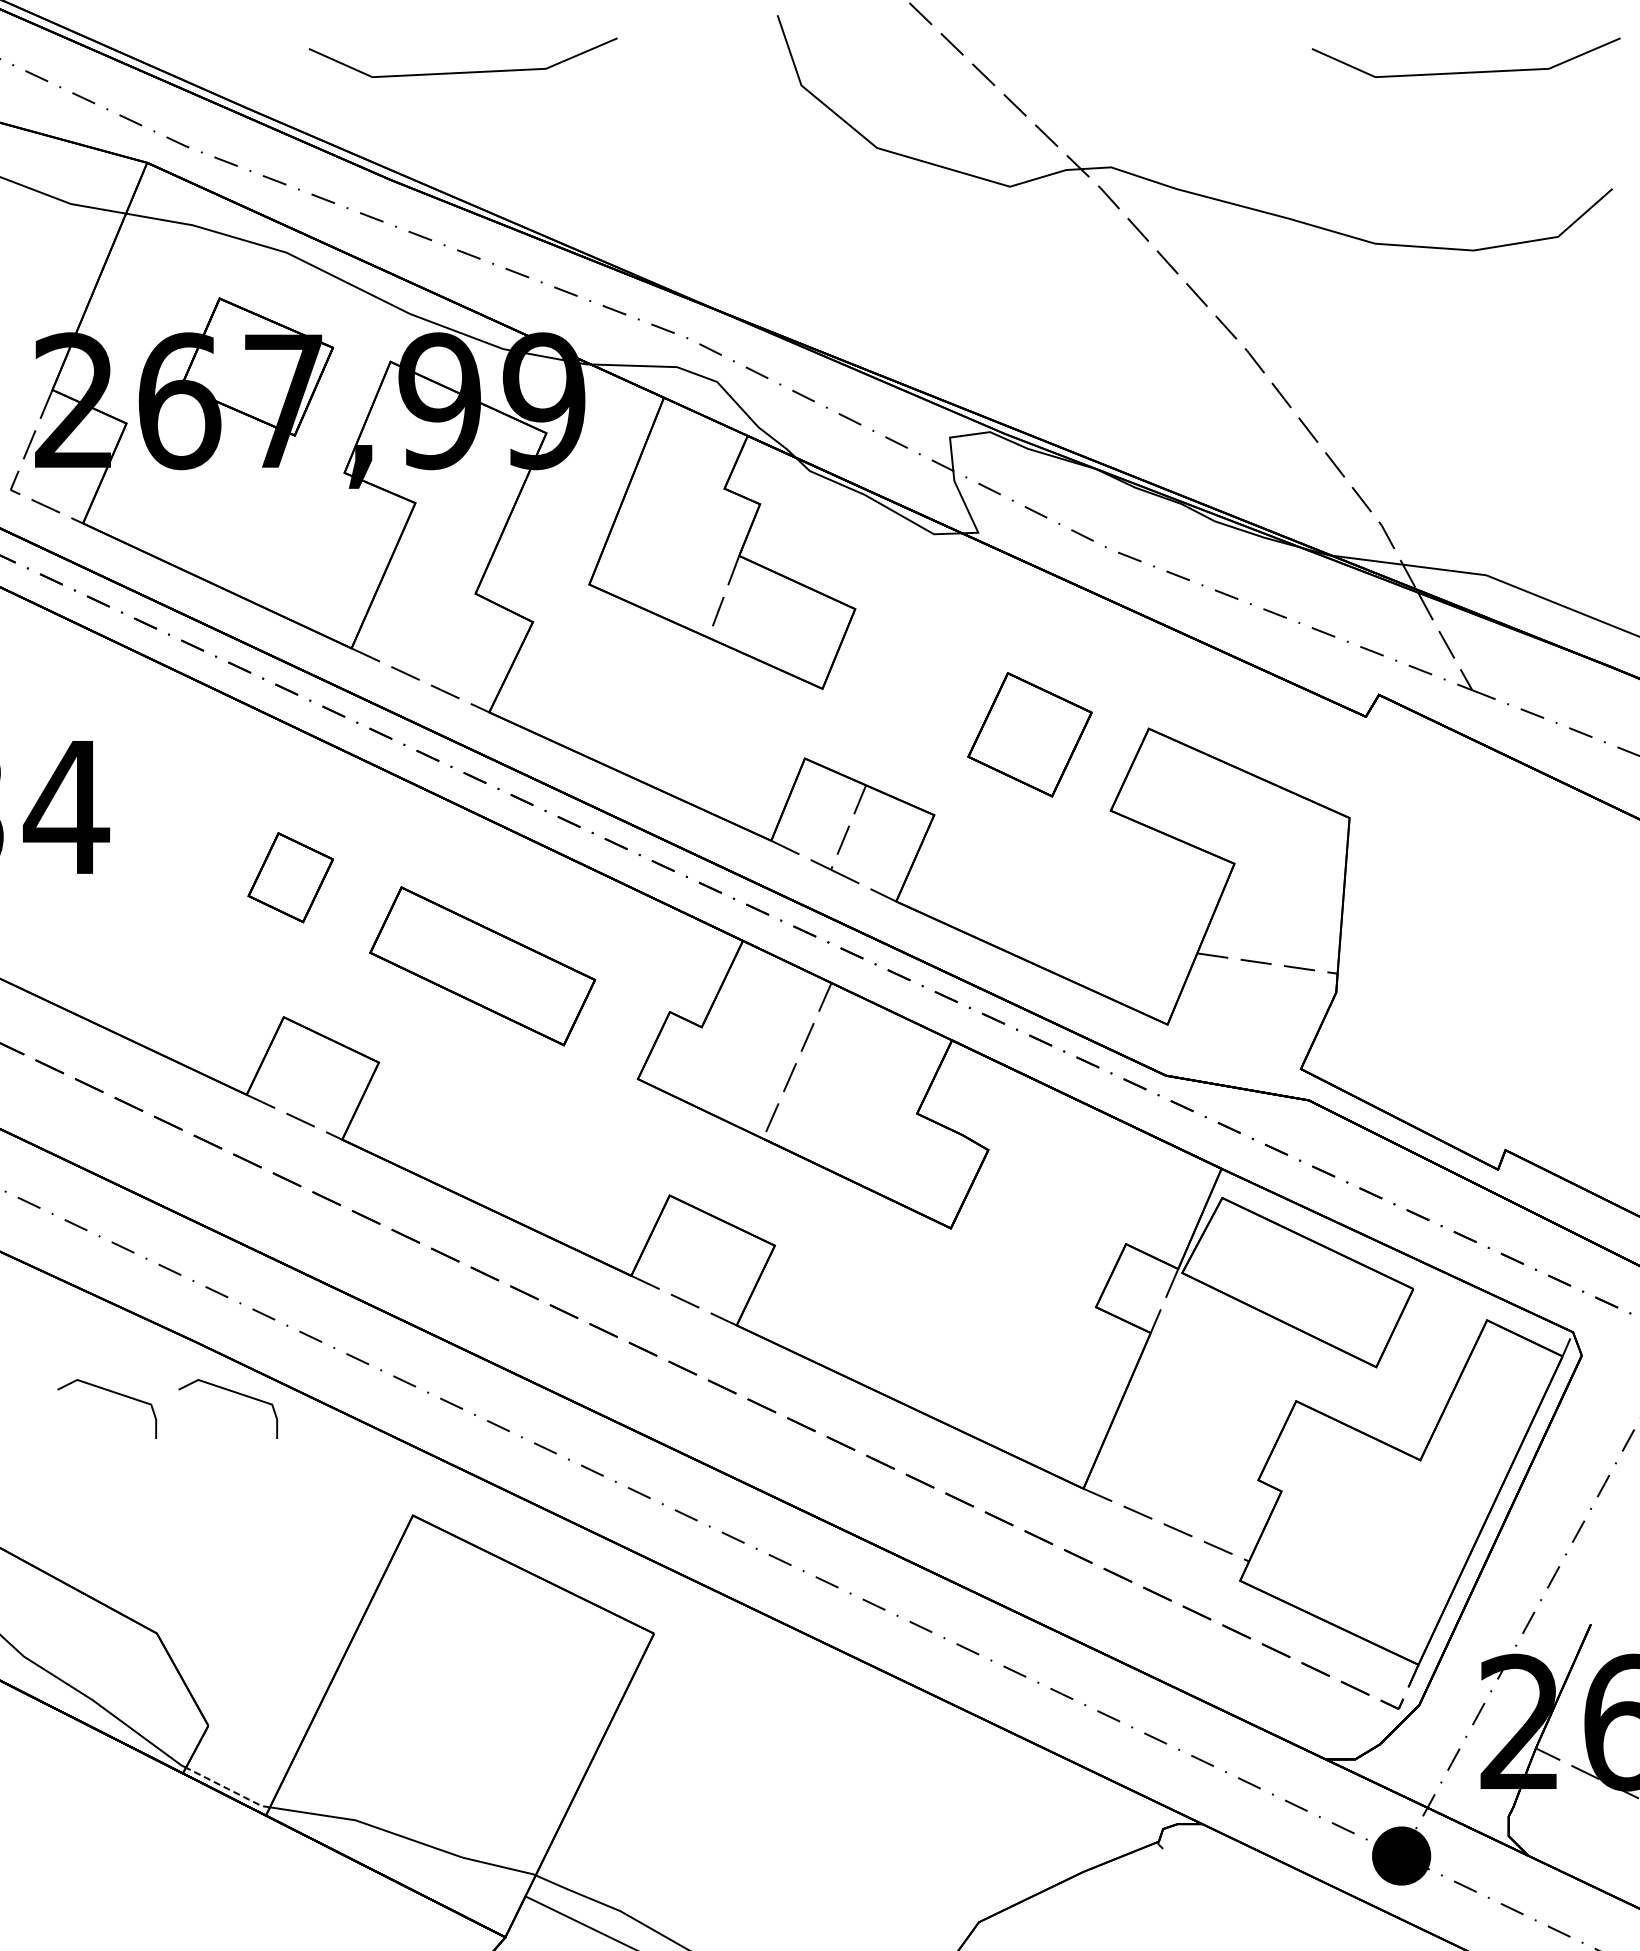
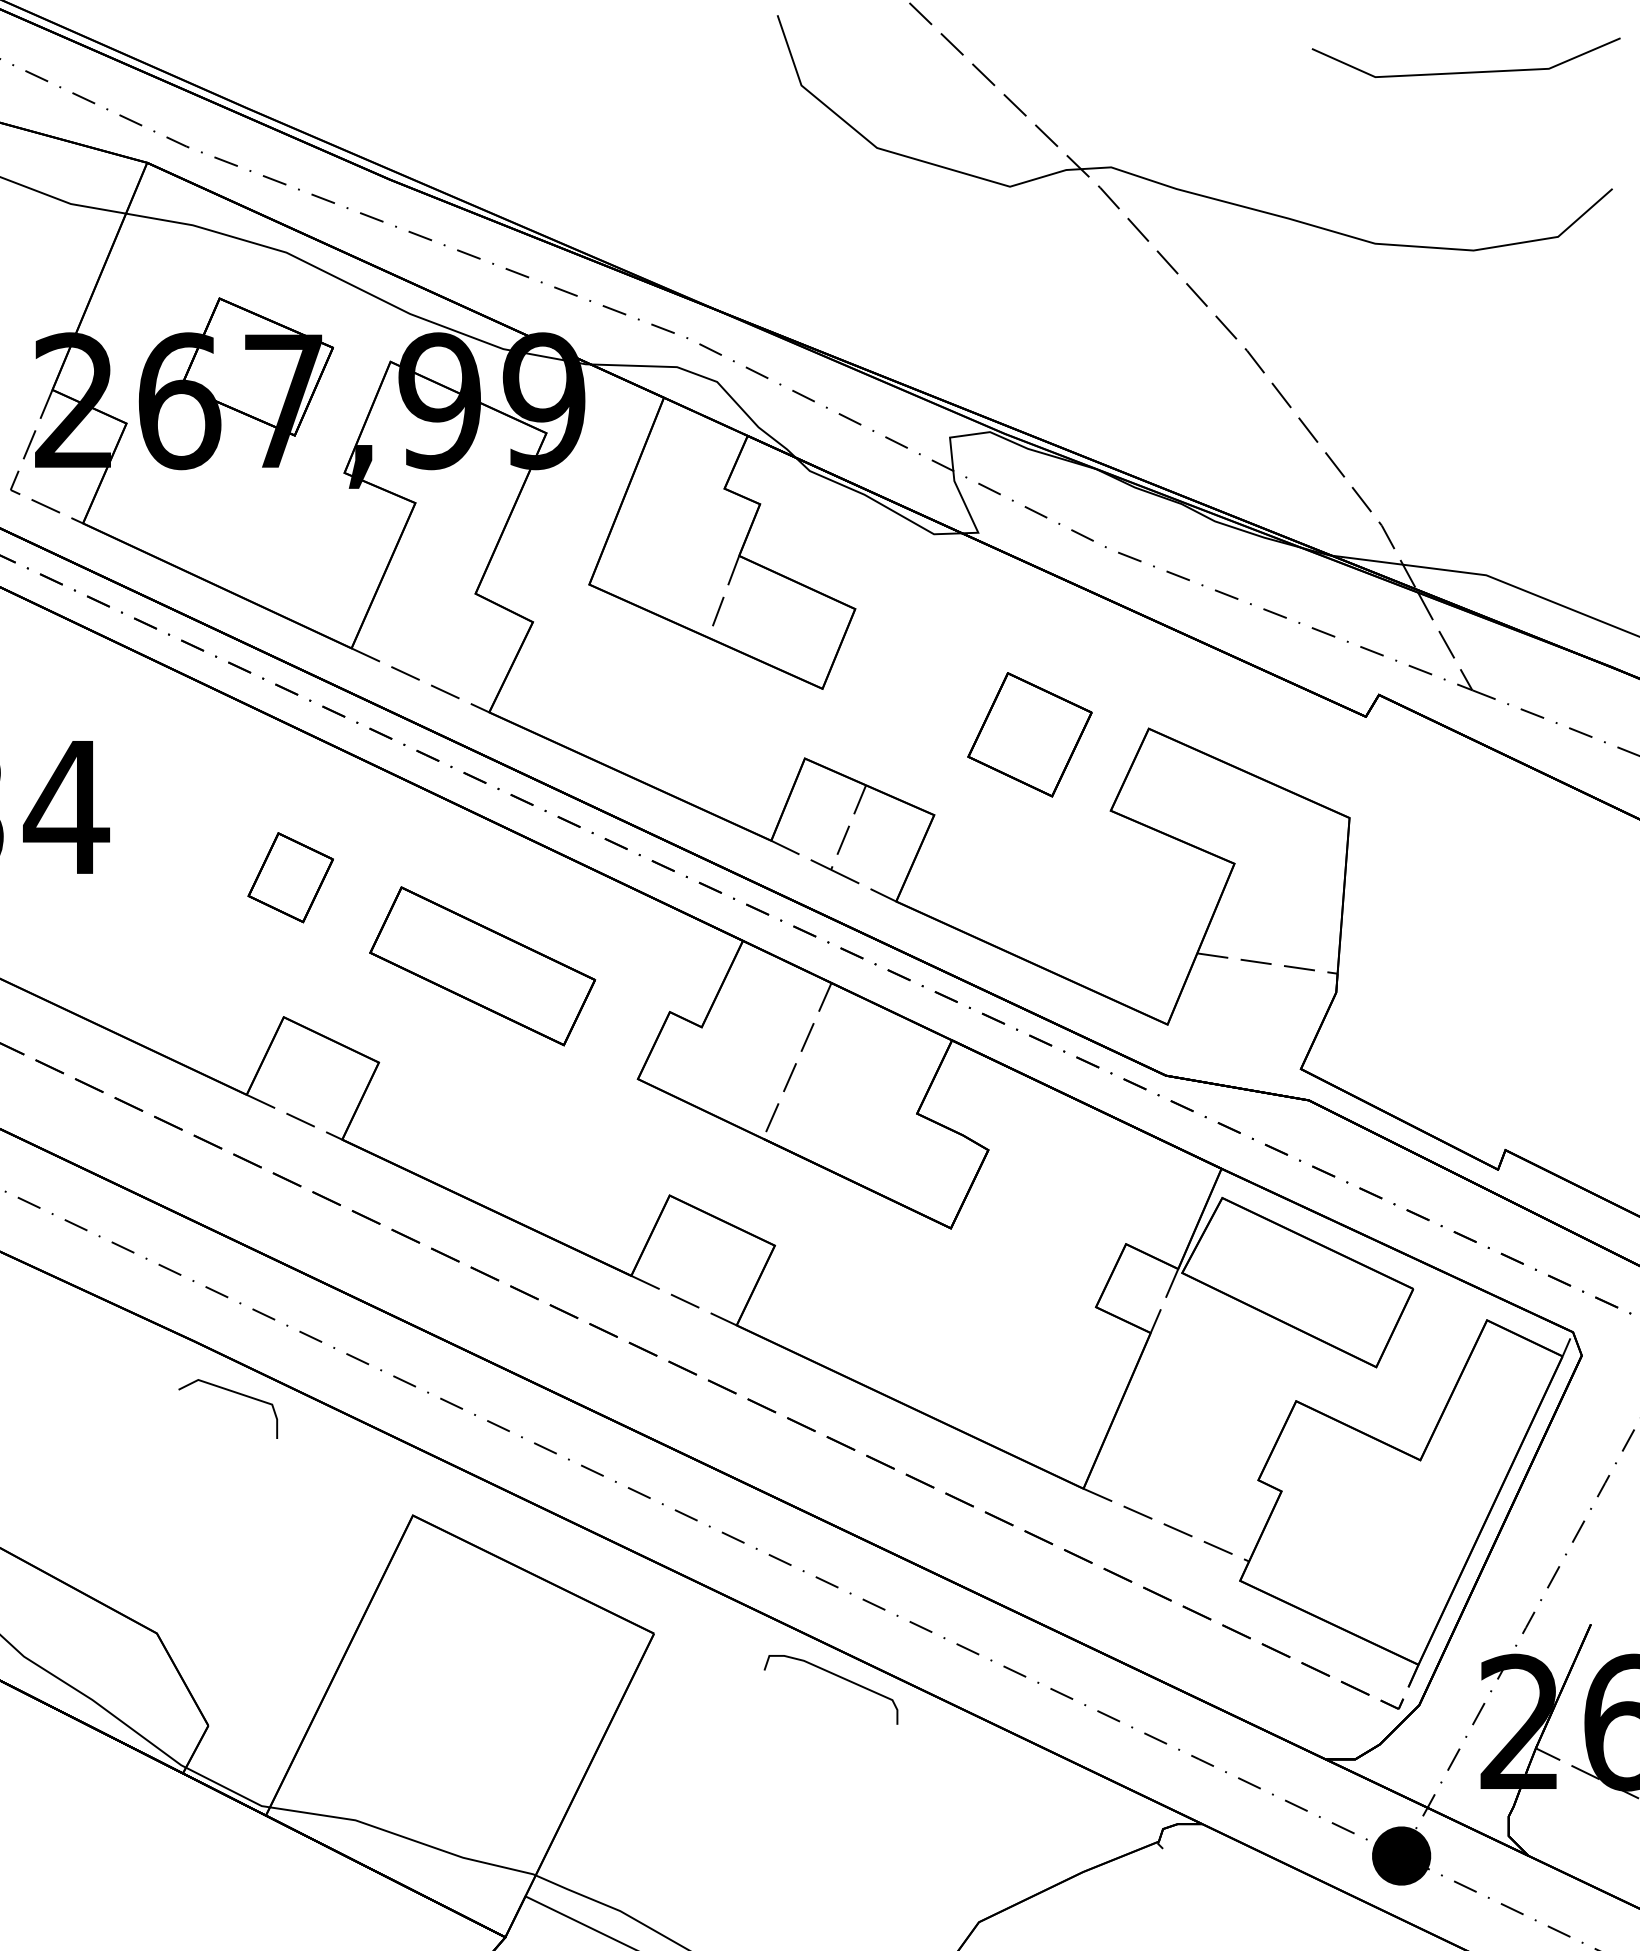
line: present -> none (462, 71)
curve: present -> none (111, 1392)
curve: none -> present (836, 1676)
line: dashed -> solid (227, 1788)
